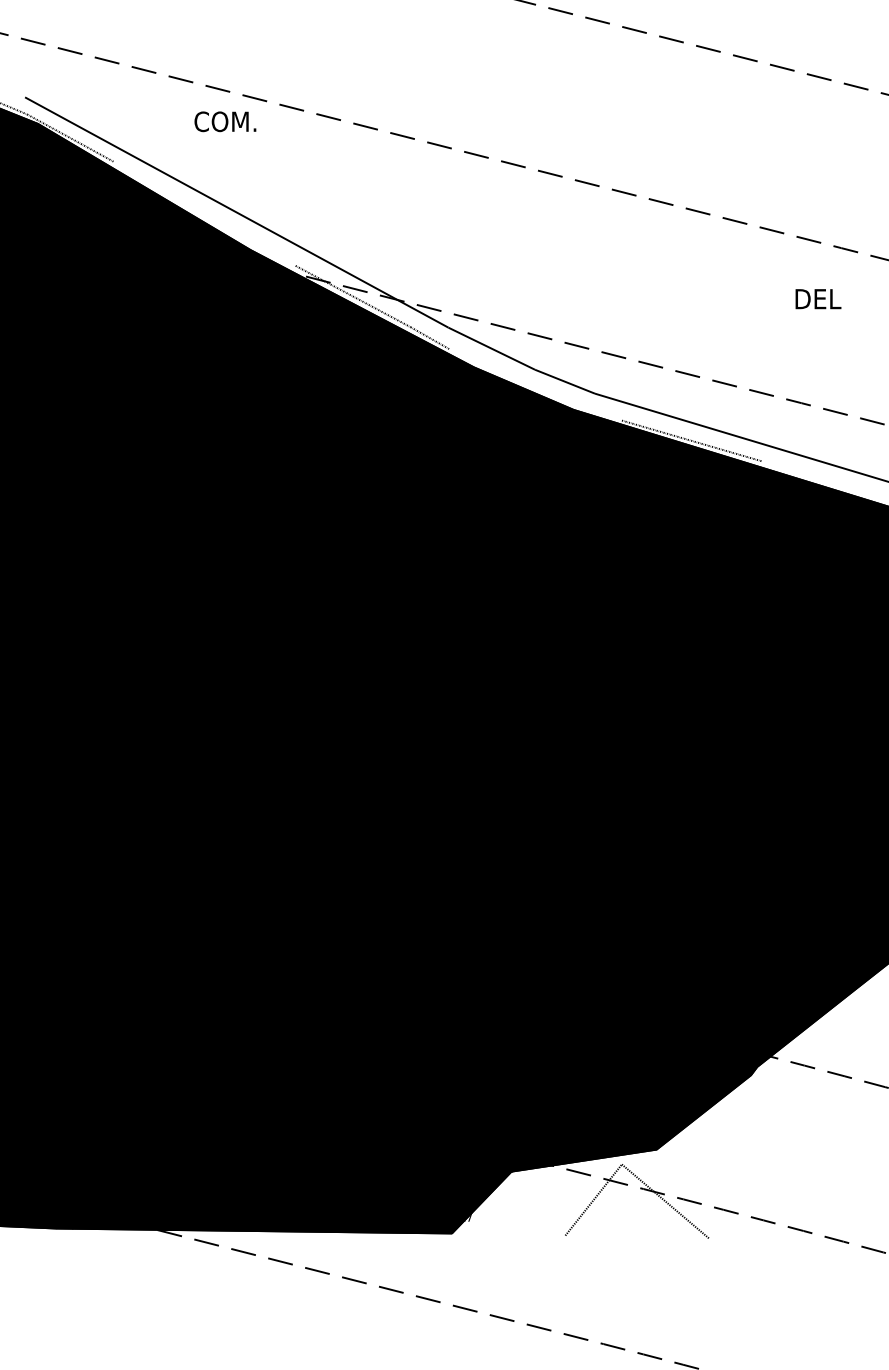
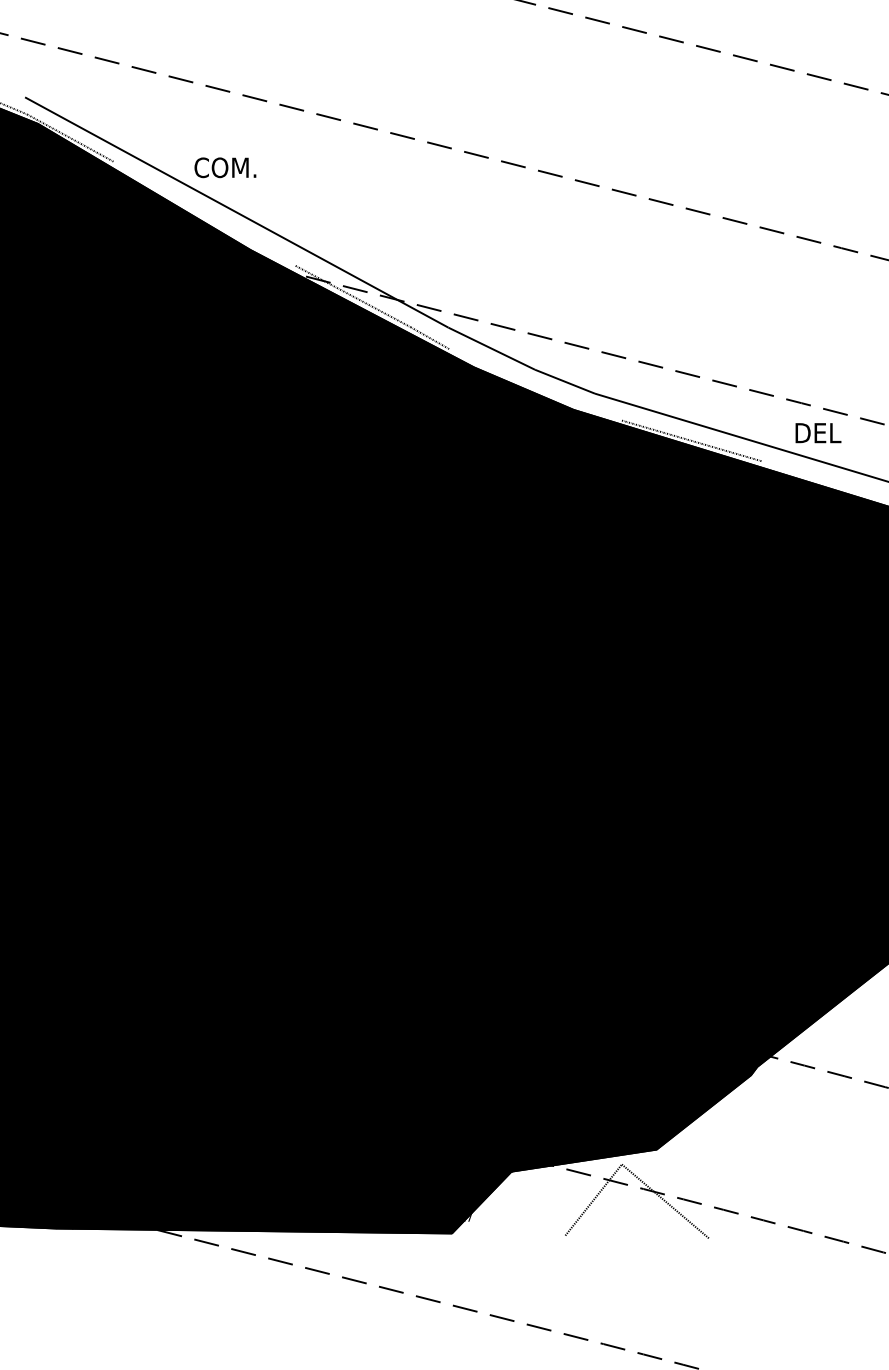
text position: (225, 121) -> (225, 167) (225, 167)
text position: (818, 299) -> (818, 433) (818, 433)
